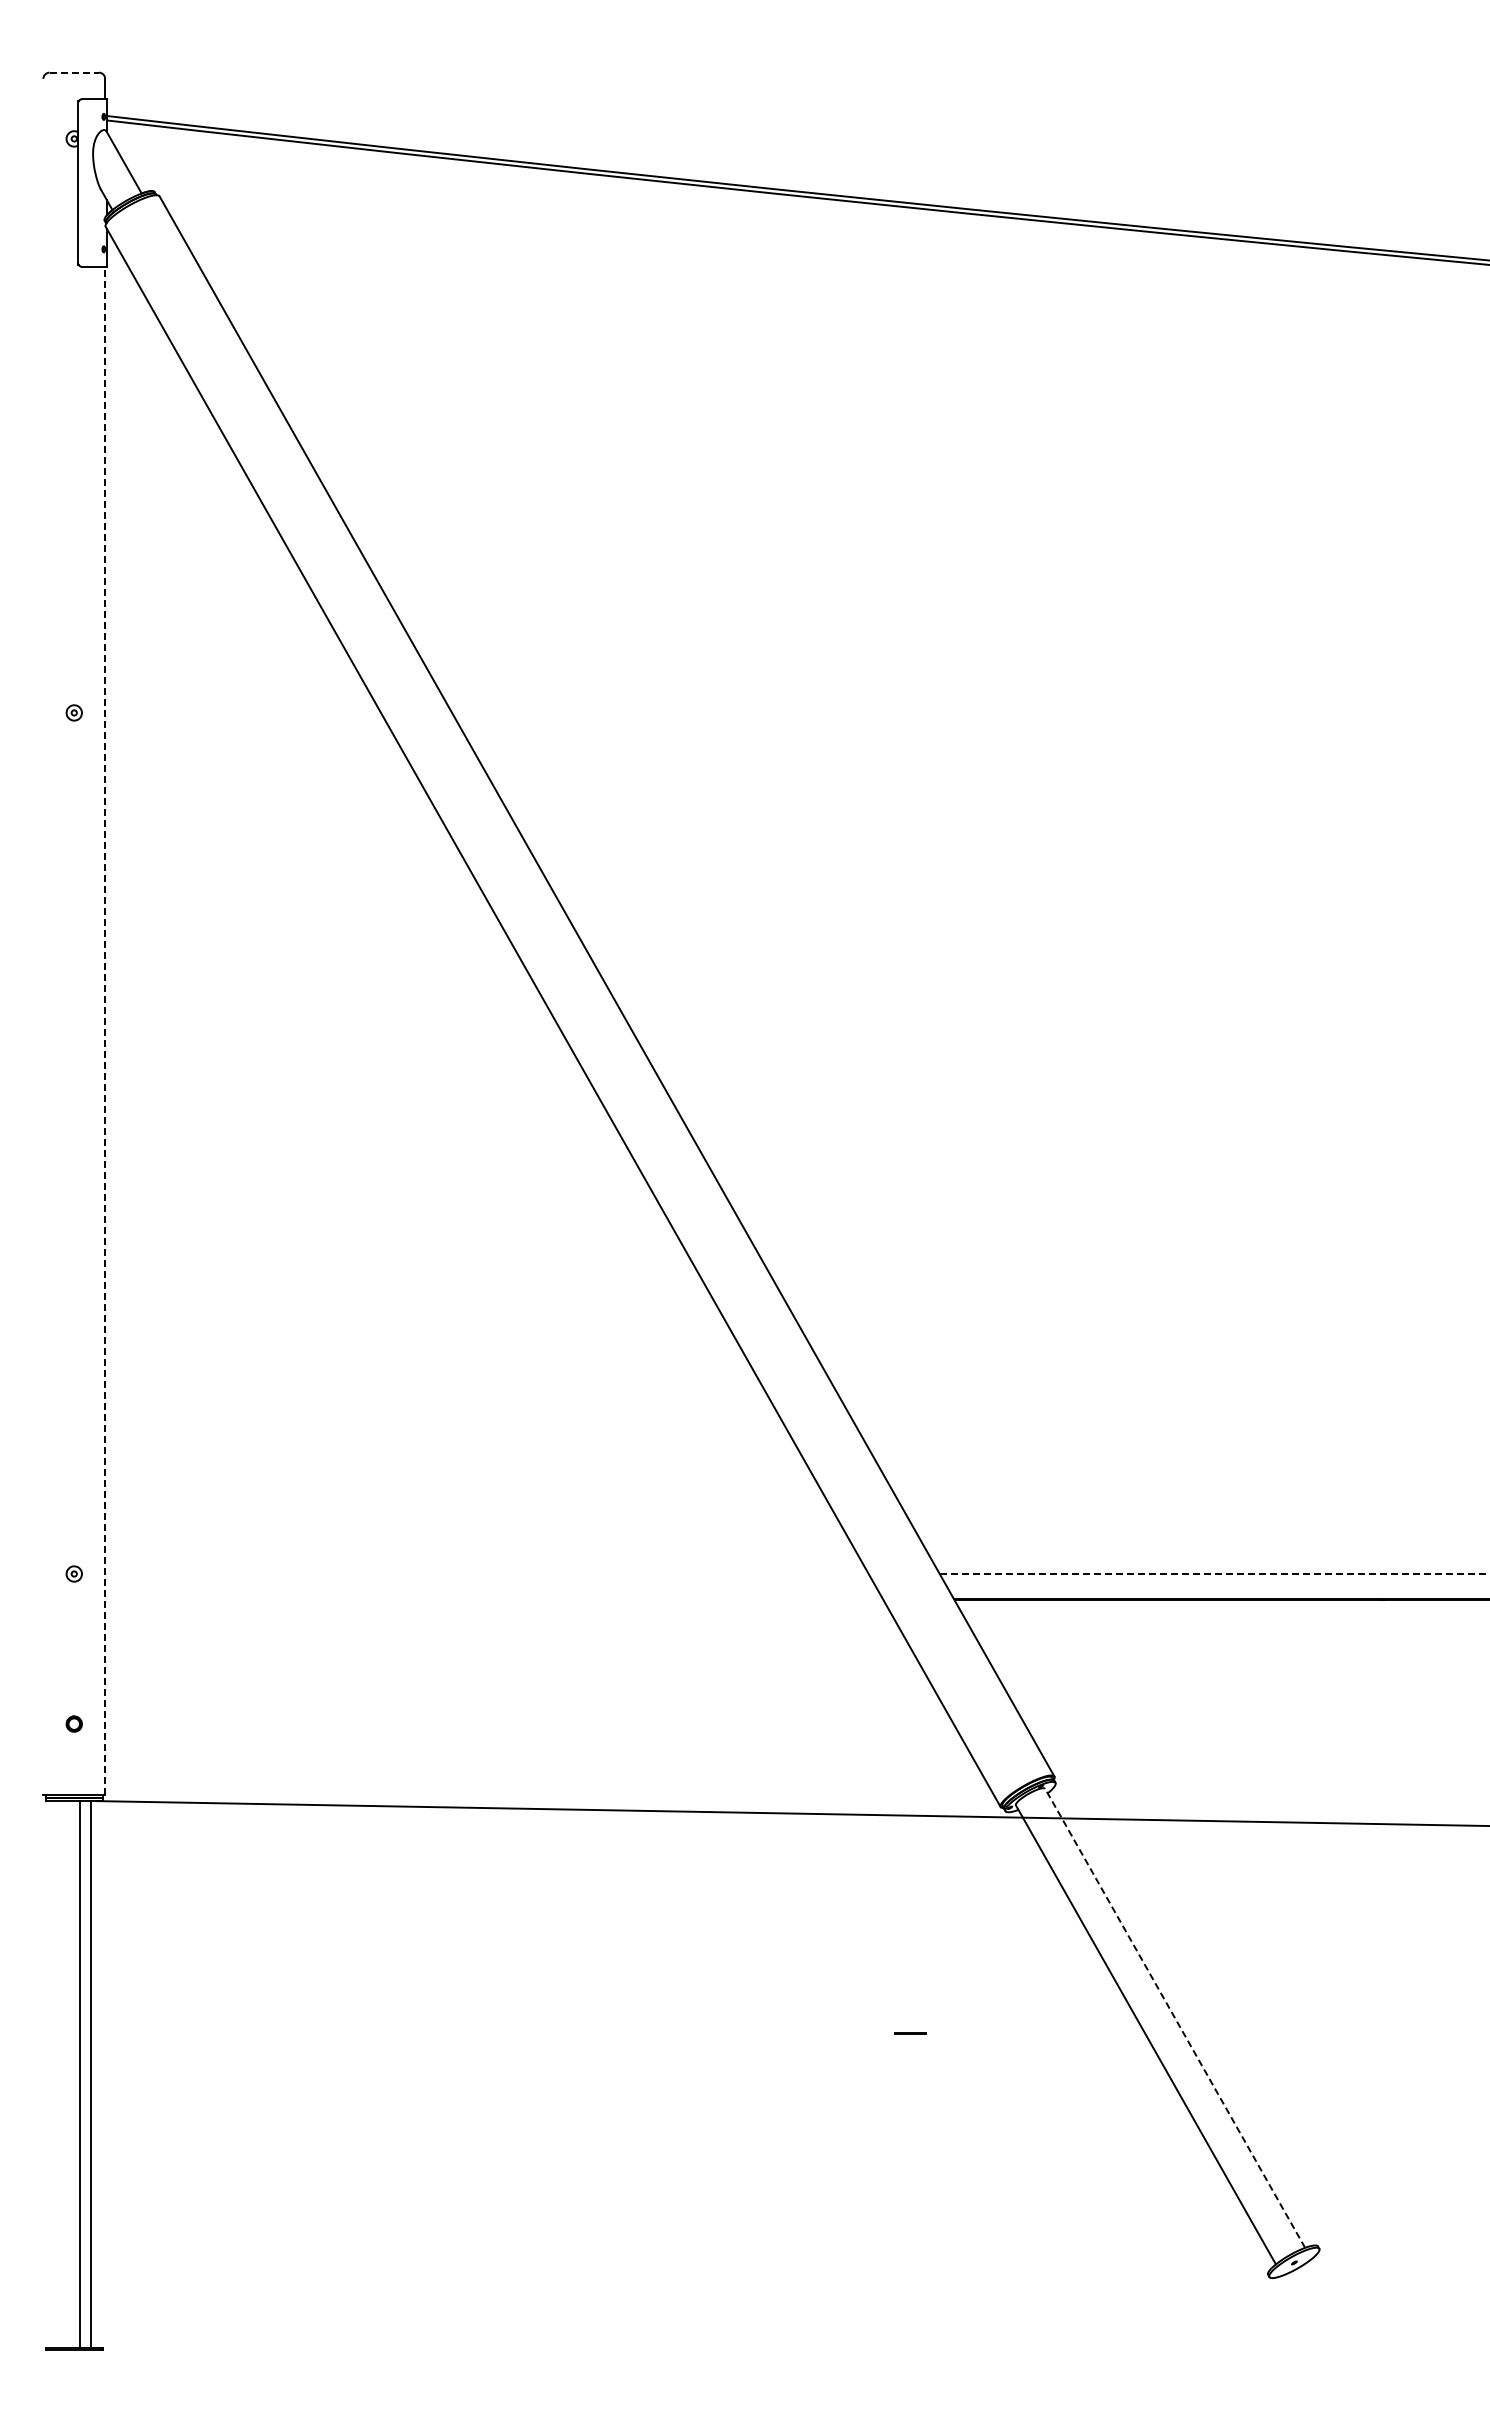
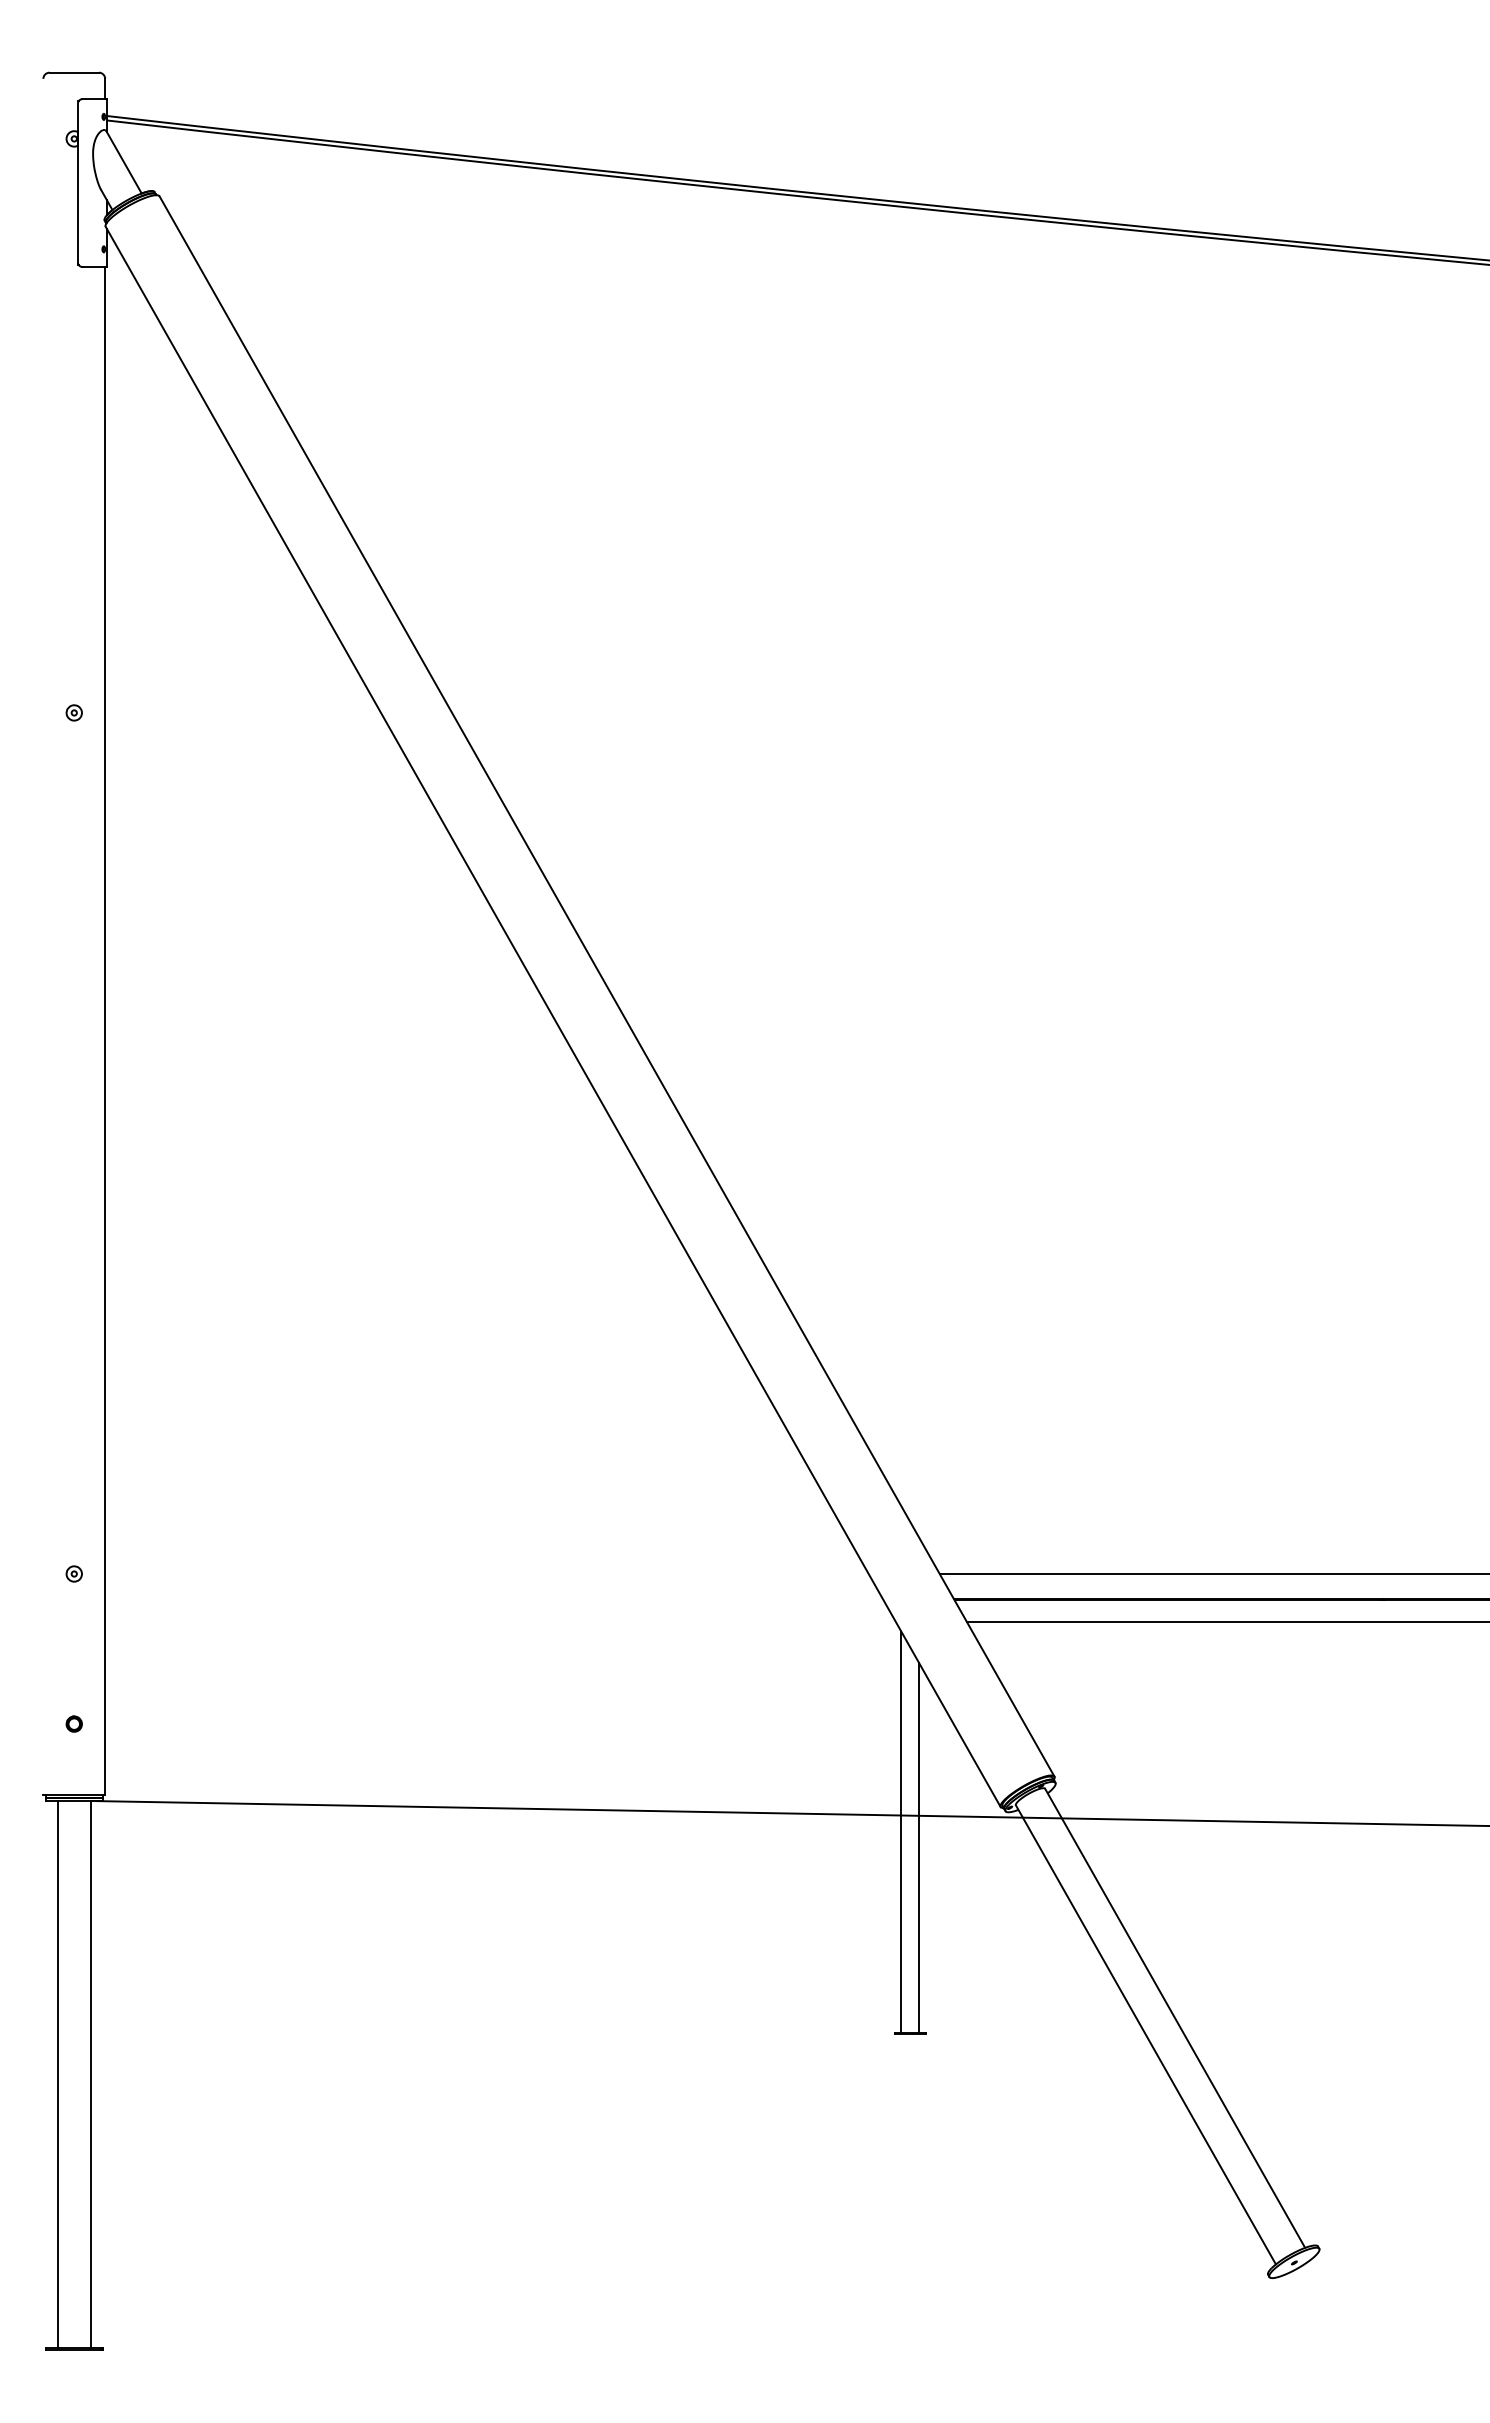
line: dashed -> solid (74, 72)
line: dashed -> solid (105, 1030)
line: dashed -> solid (1214, 1574)
line: none -> present (1226, 1622)
line: none -> present (901, 1831)
line: none -> present (919, 1847)
line: dashed -> solid (1175, 2018)
line position: (79, 2074) -> (57, 2074) (57, 2074)
